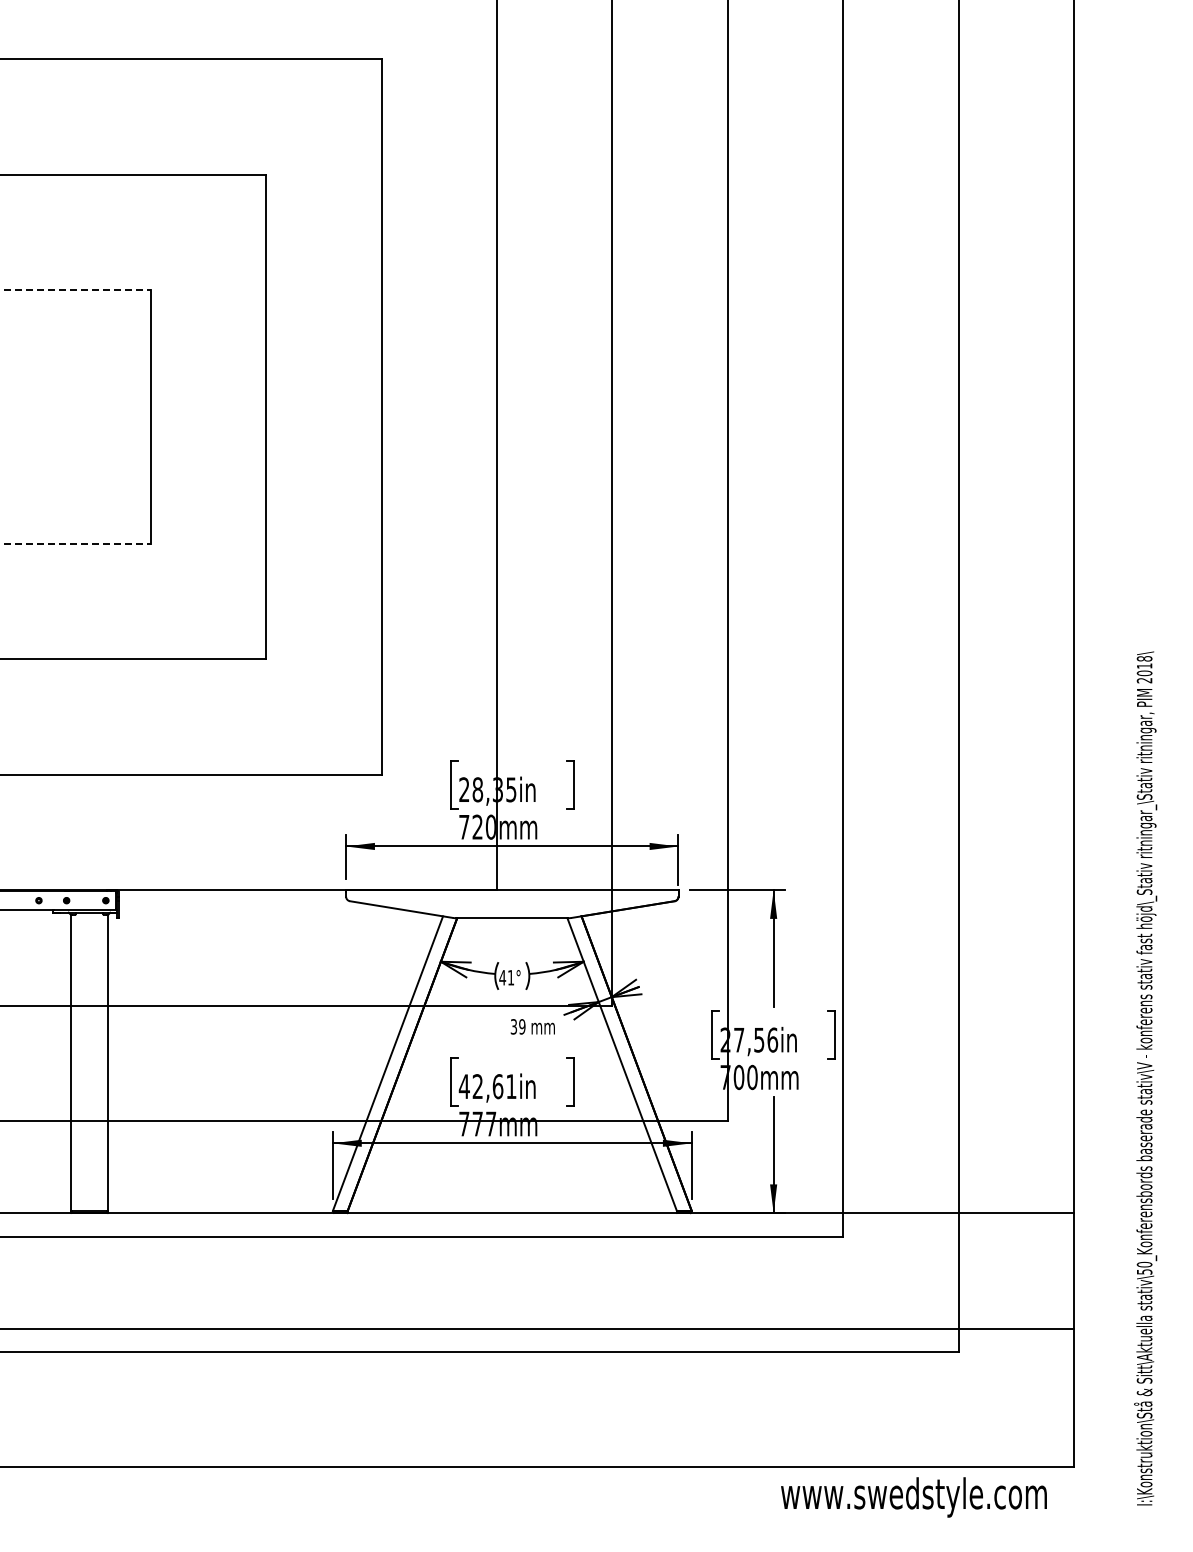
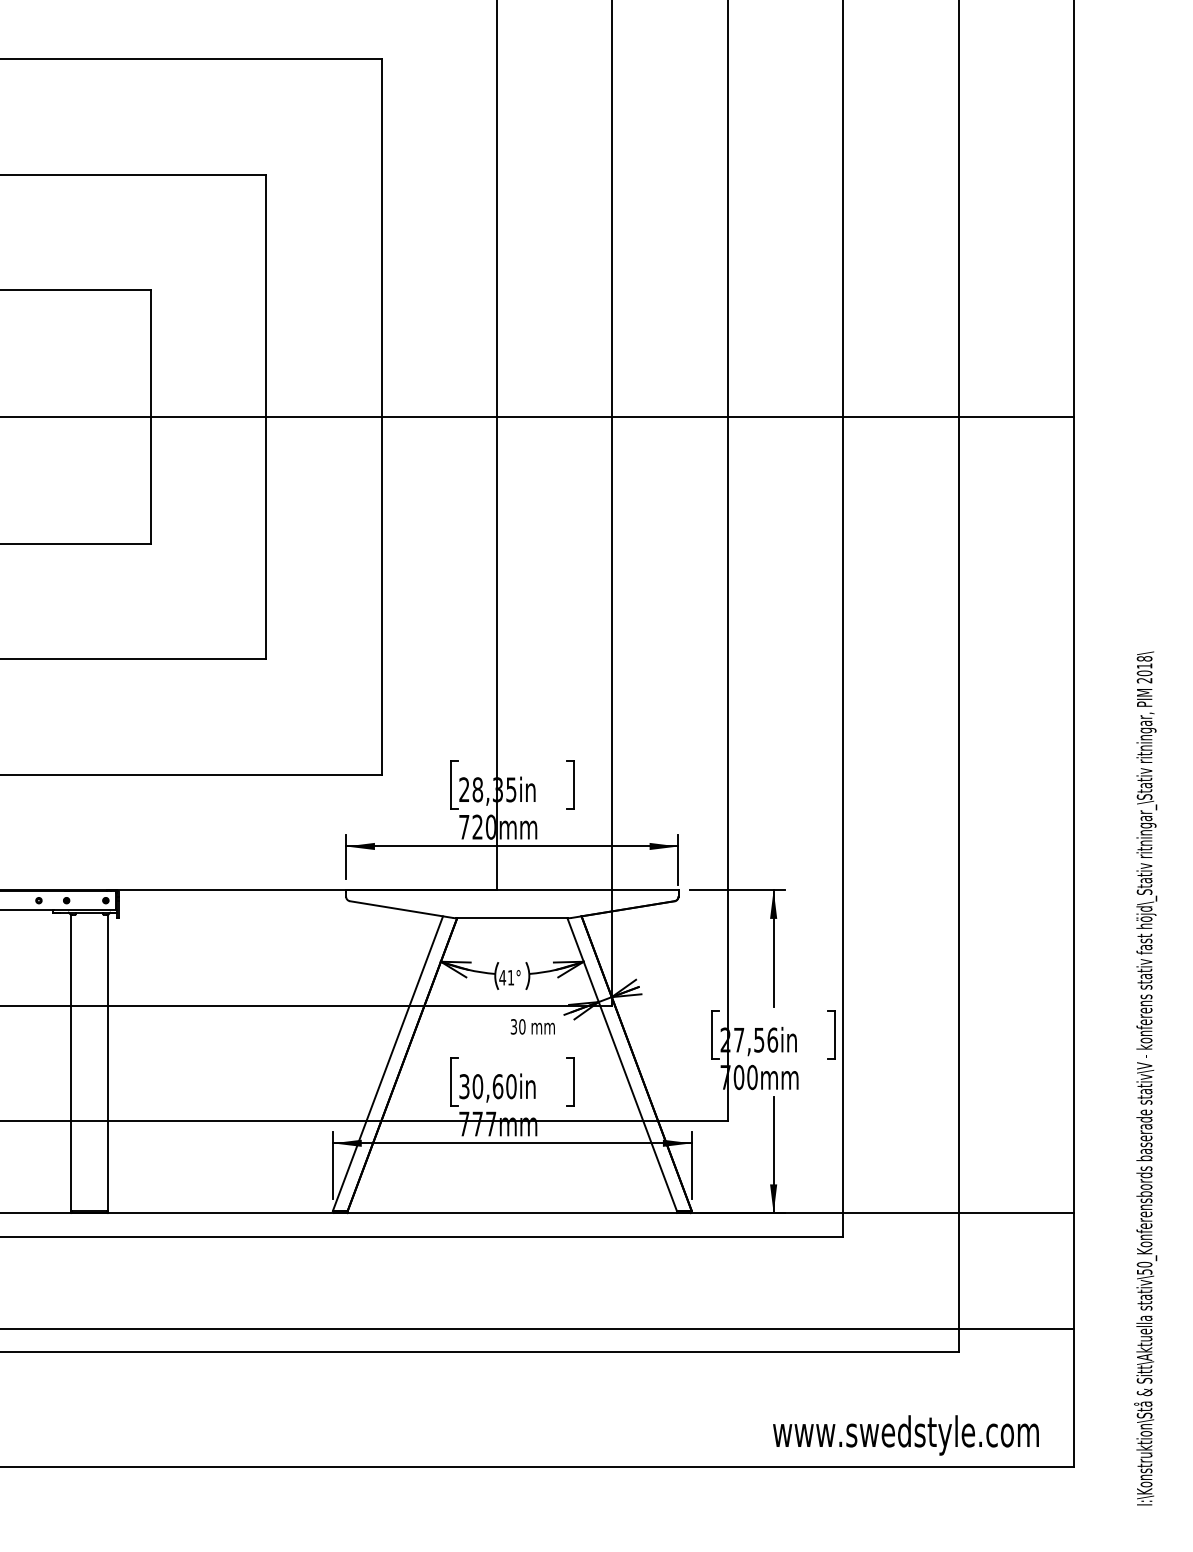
line: dashed -> solid (75, 290)
line: none -> present (538, 417)
line: dashed -> solid (75, 544)
text: 39 -> 30 (522, 1026)
text: 42,61in -> 30,60in (487, 1086)
text position: (913, 1497) -> (905, 1435) (905, 1435)
